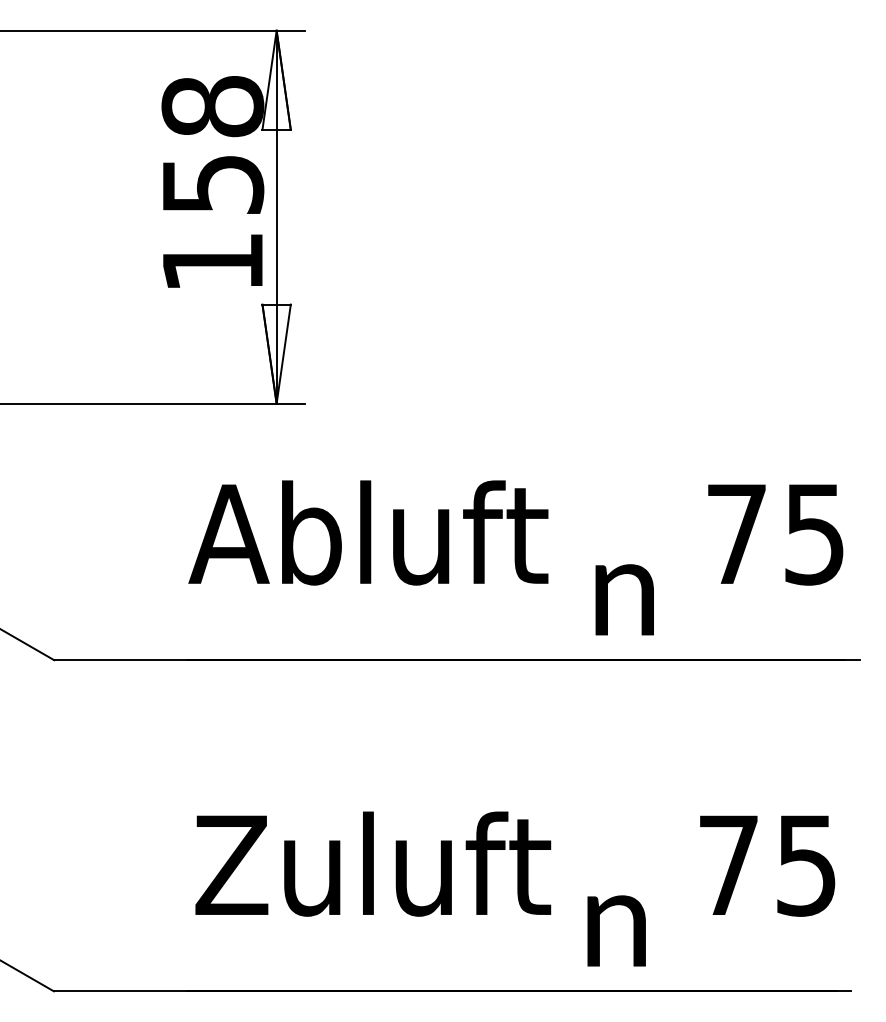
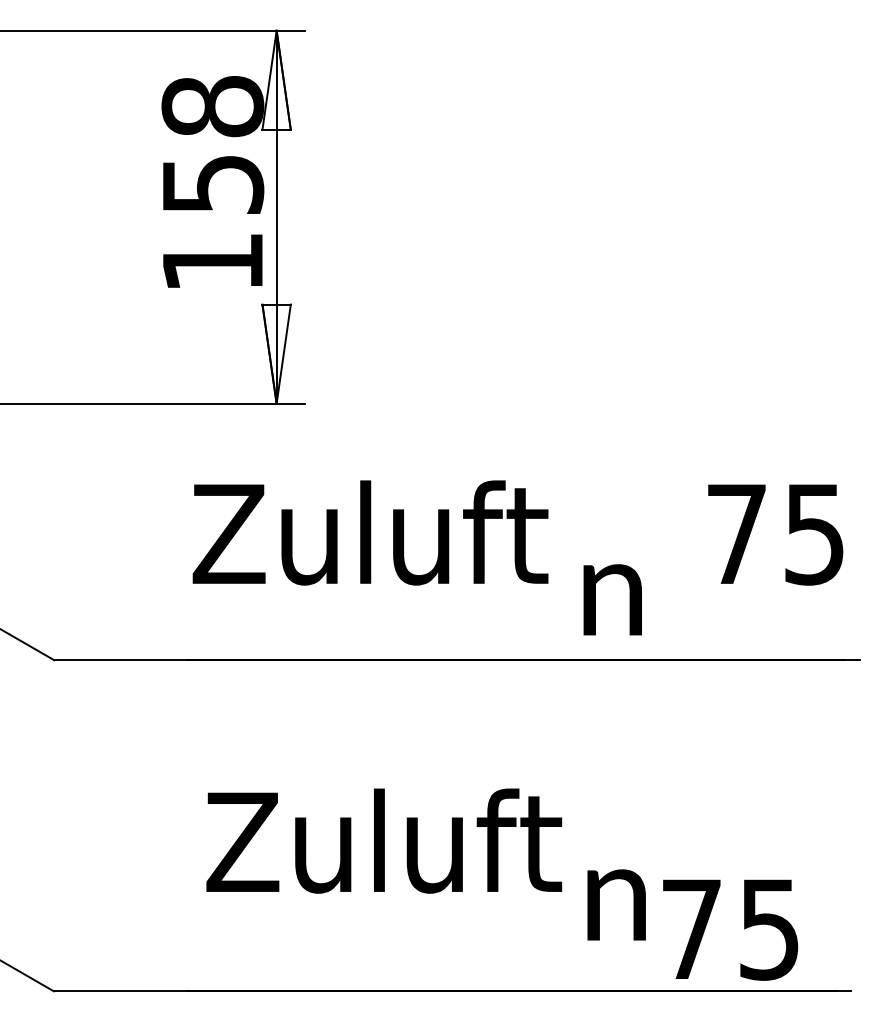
text: Abluft -> Zuluft (264, 532)
text position: (624, 599) -> (612, 599) (612, 599)
text position: (373, 863) -> (384, 840) (384, 840)
text position: (767, 865) -> (730, 929) (730, 929)
text position: (616, 930) -> (616, 904) (616, 904)
